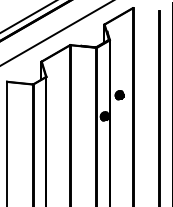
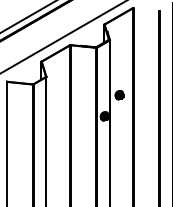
line position: (56, 33) -> (62, 37) (62, 37)
